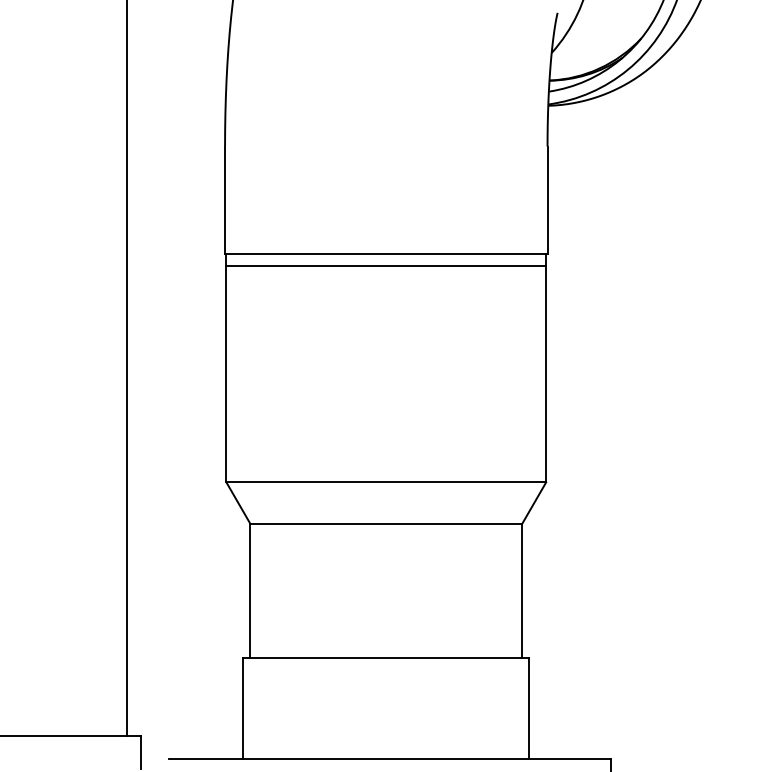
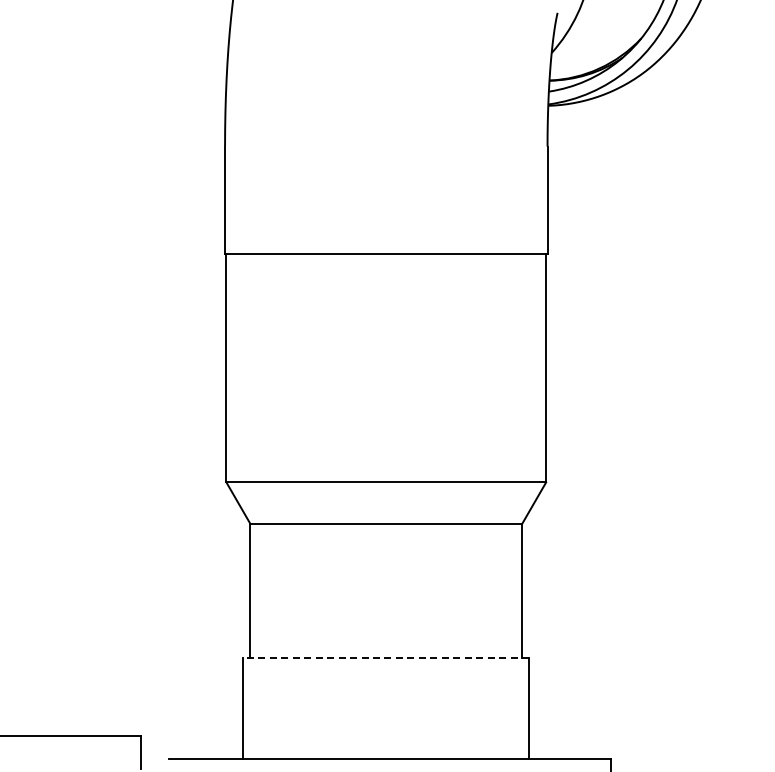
line: present -> none (386, 265)
line: present -> none (126, 368)
line: solid -> dashed (385, 658)
